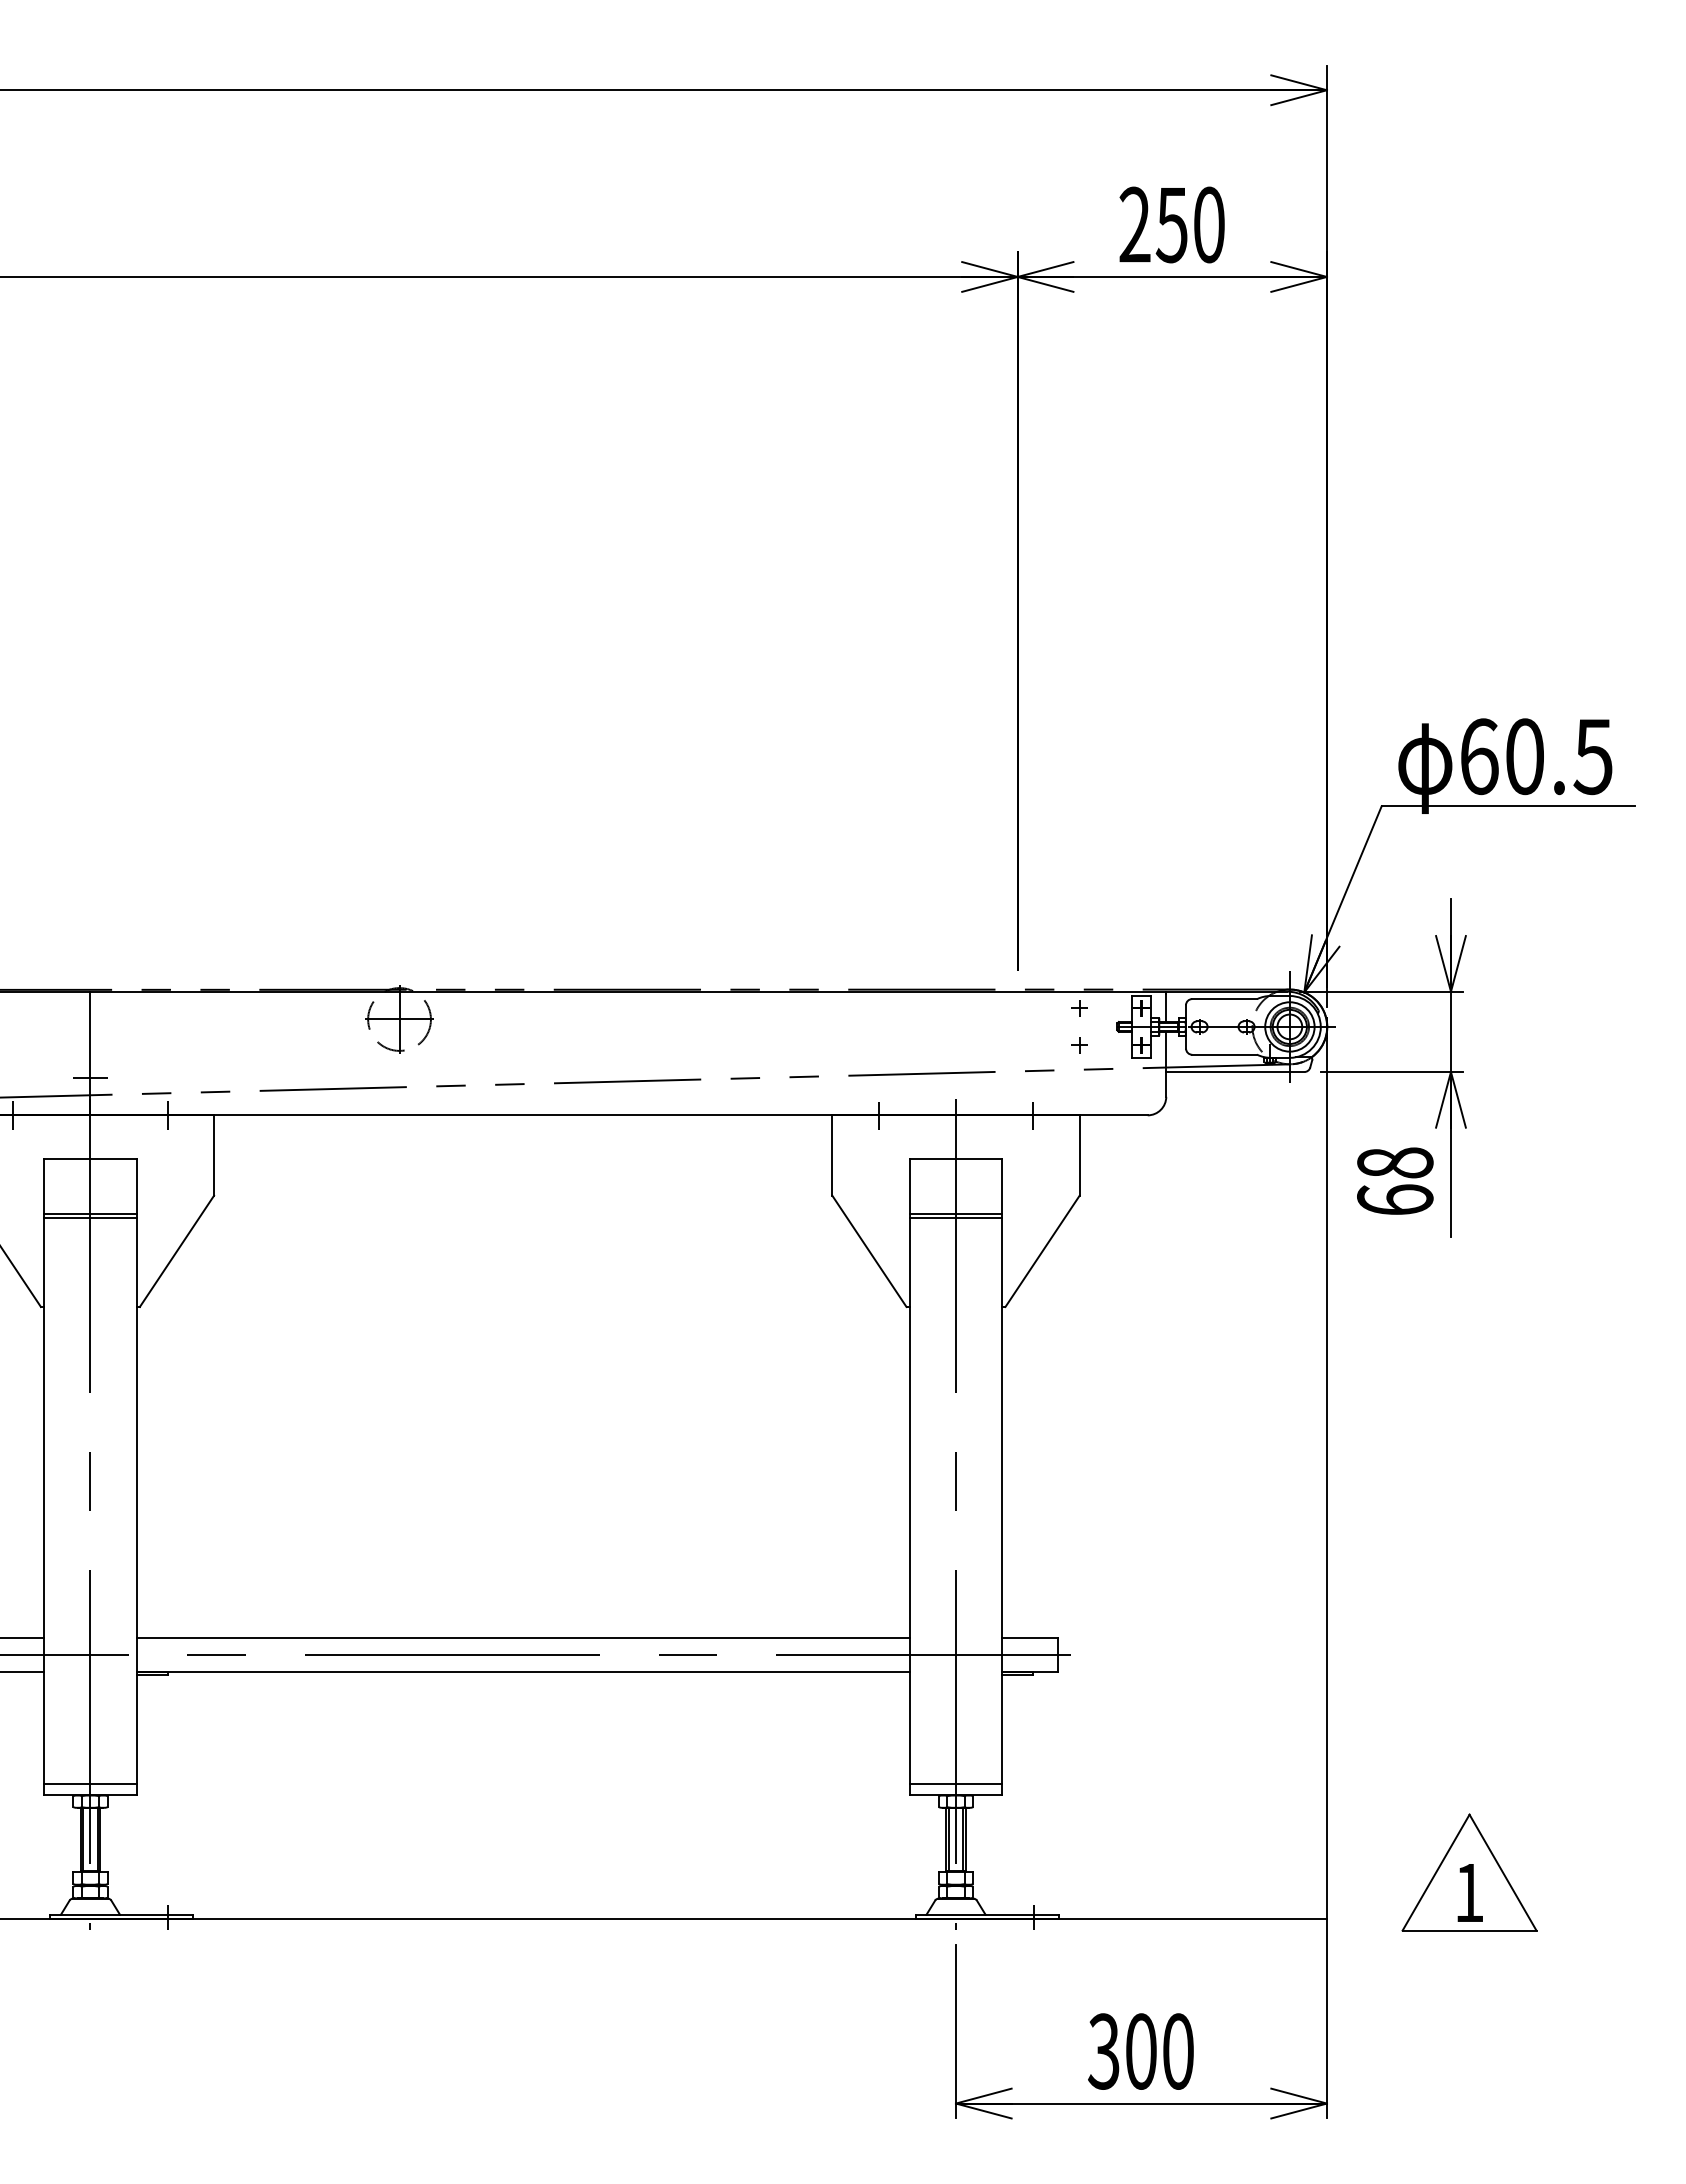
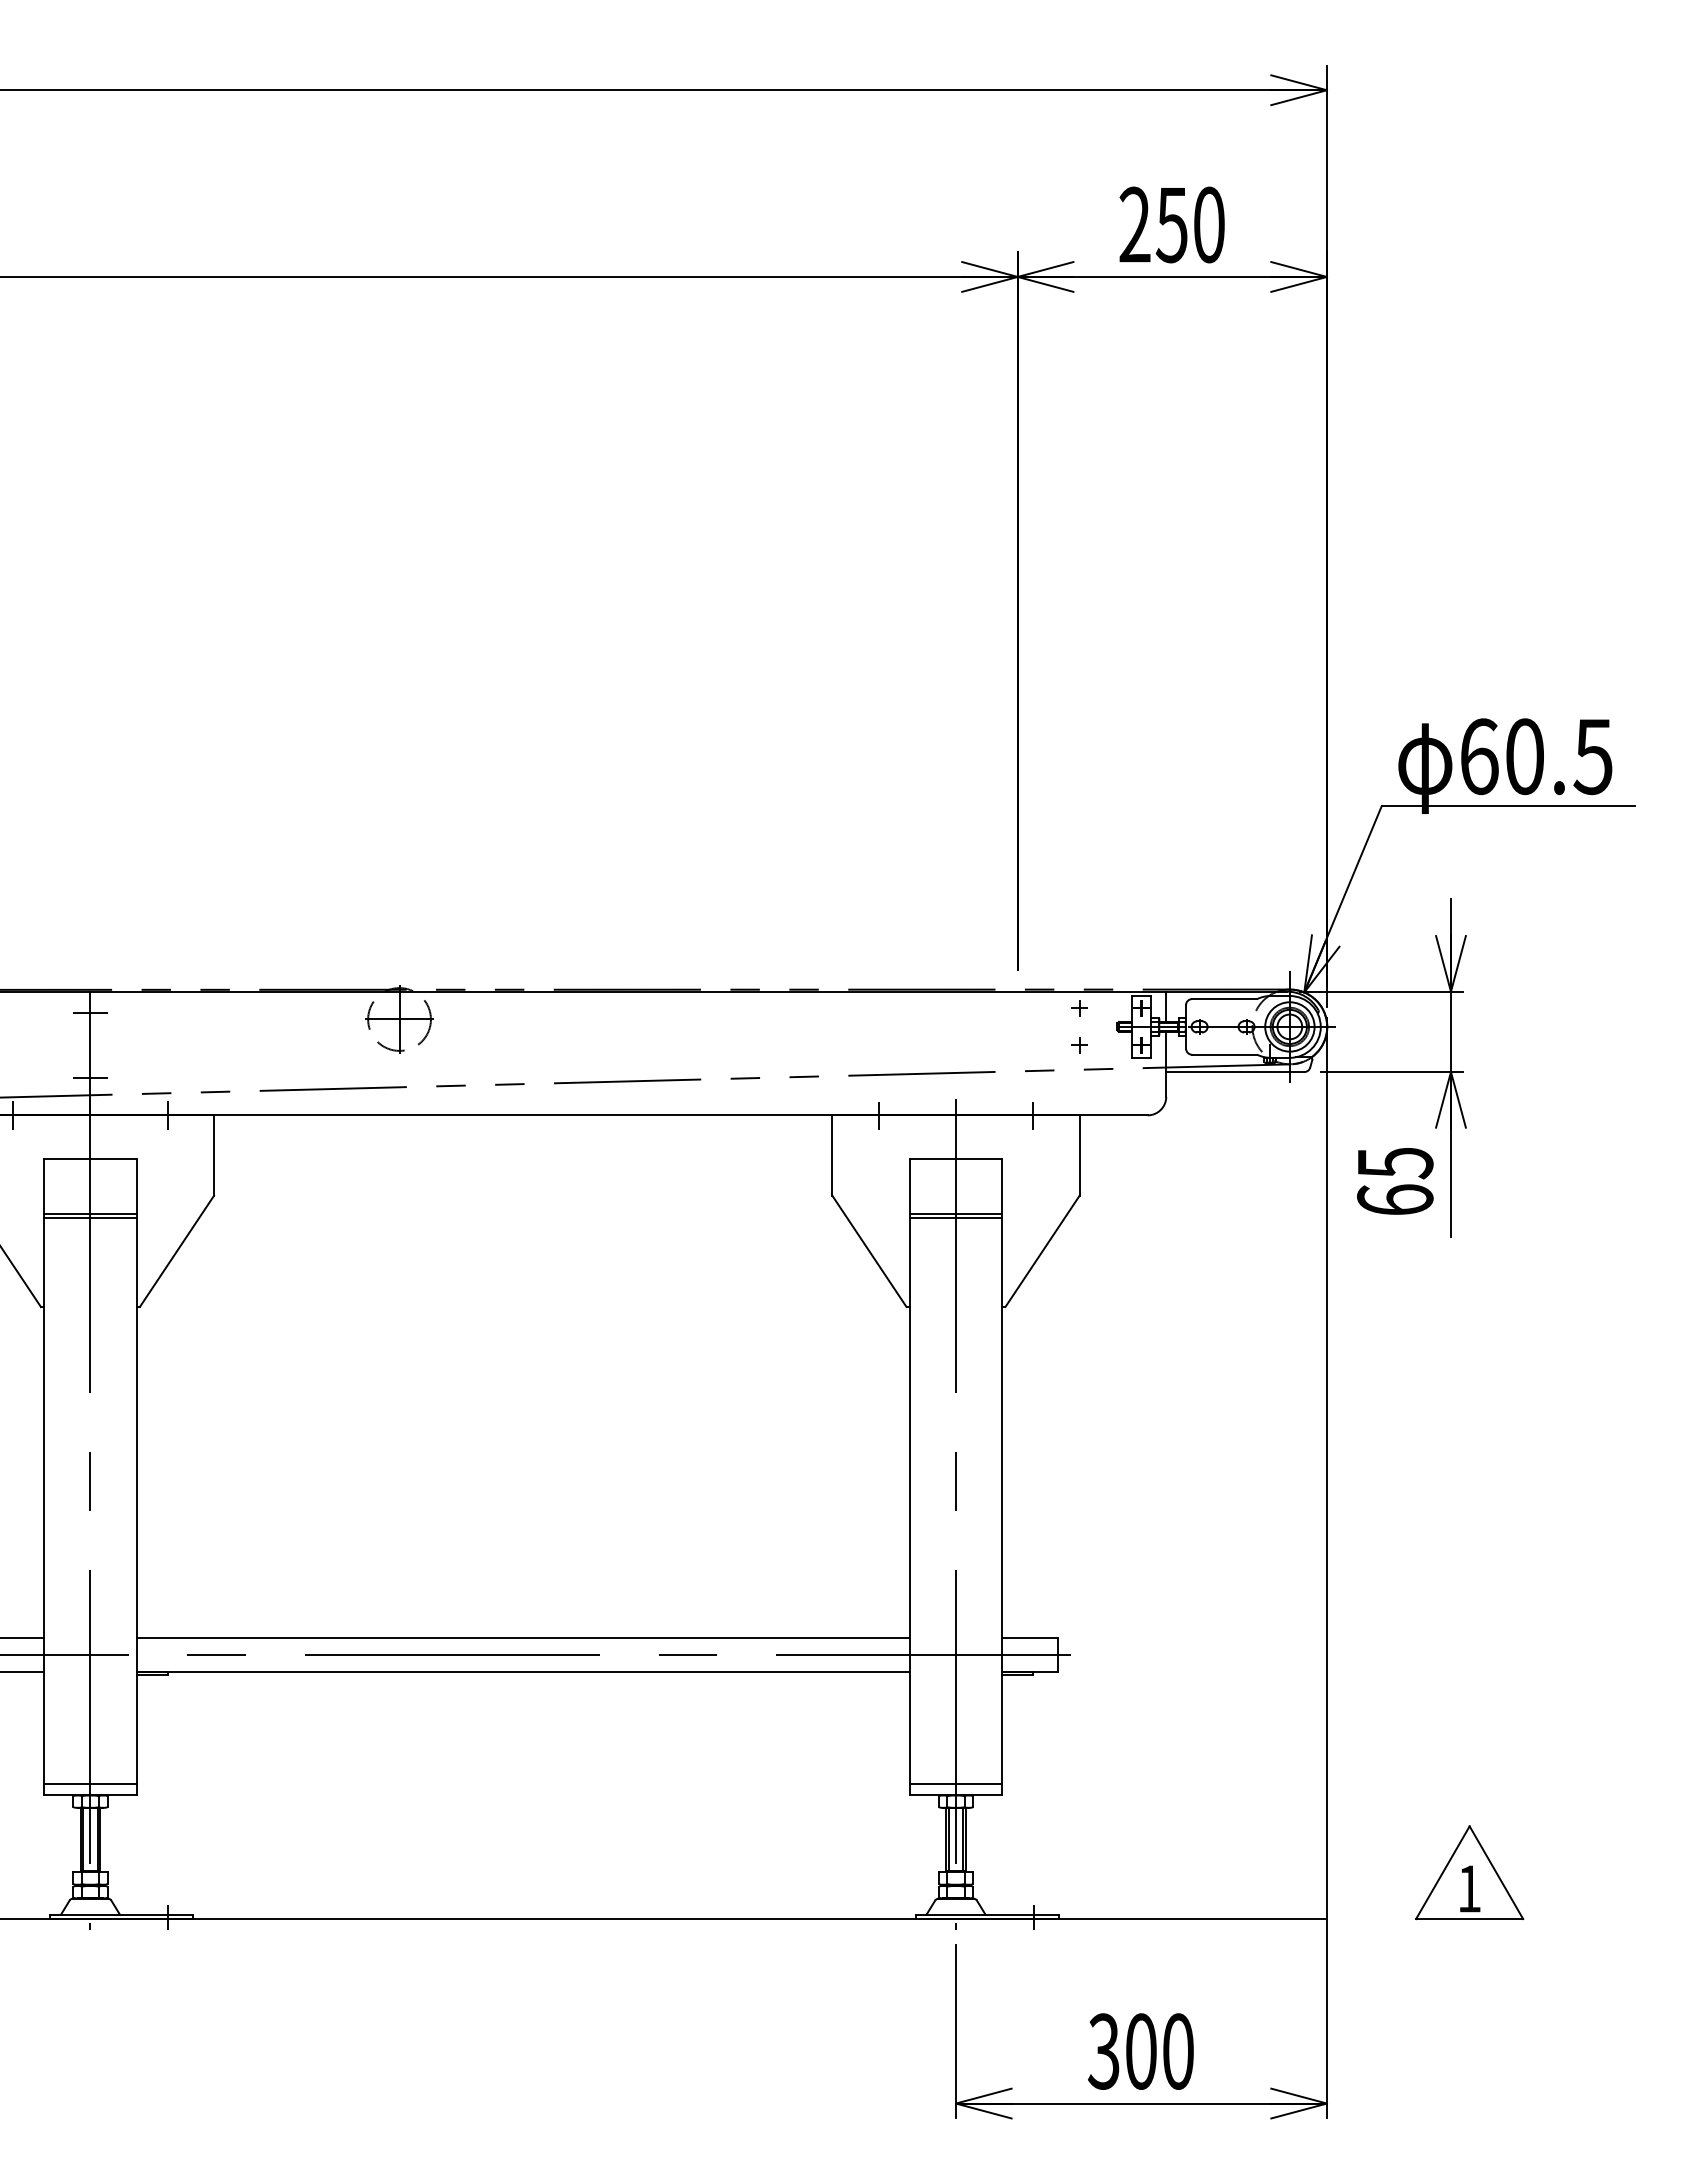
line: none -> present (90, 1012)
text: 68 -> 65 (1395, 1163)
part size: 137x119 px -> 110x96 px (1469, 1872)
